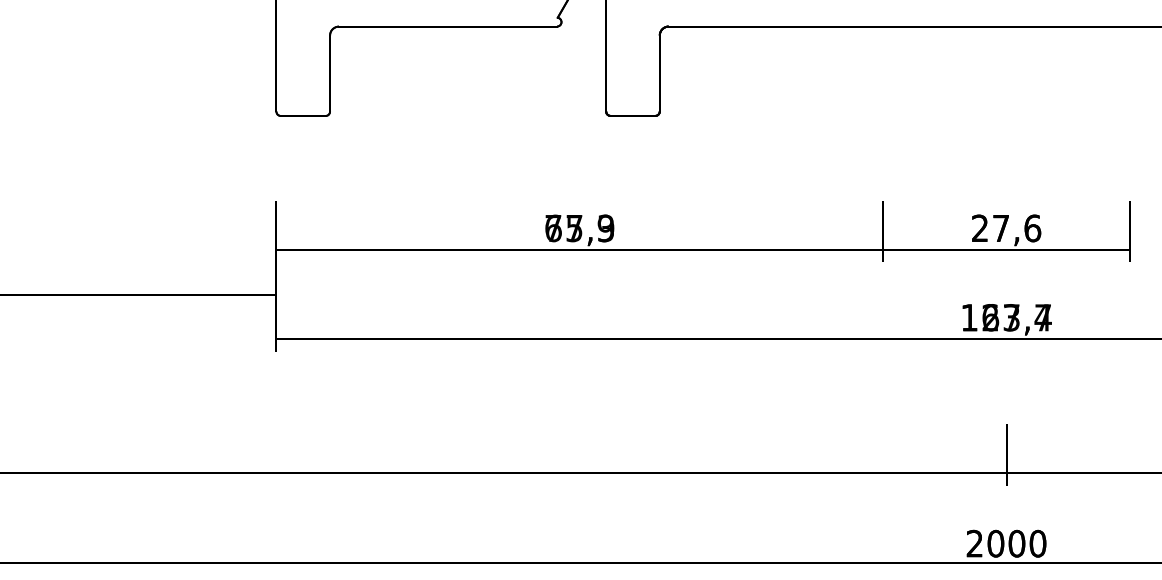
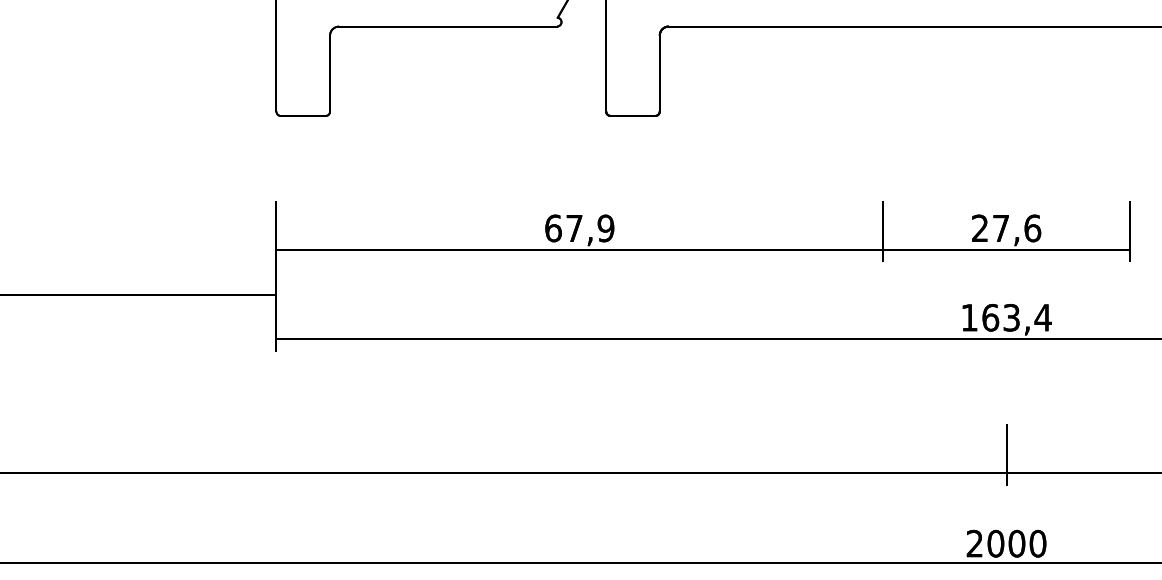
text: 75,3 -> 67,9 (579, 228)
text: 127,7 -> 163,4 (1016, 317)
